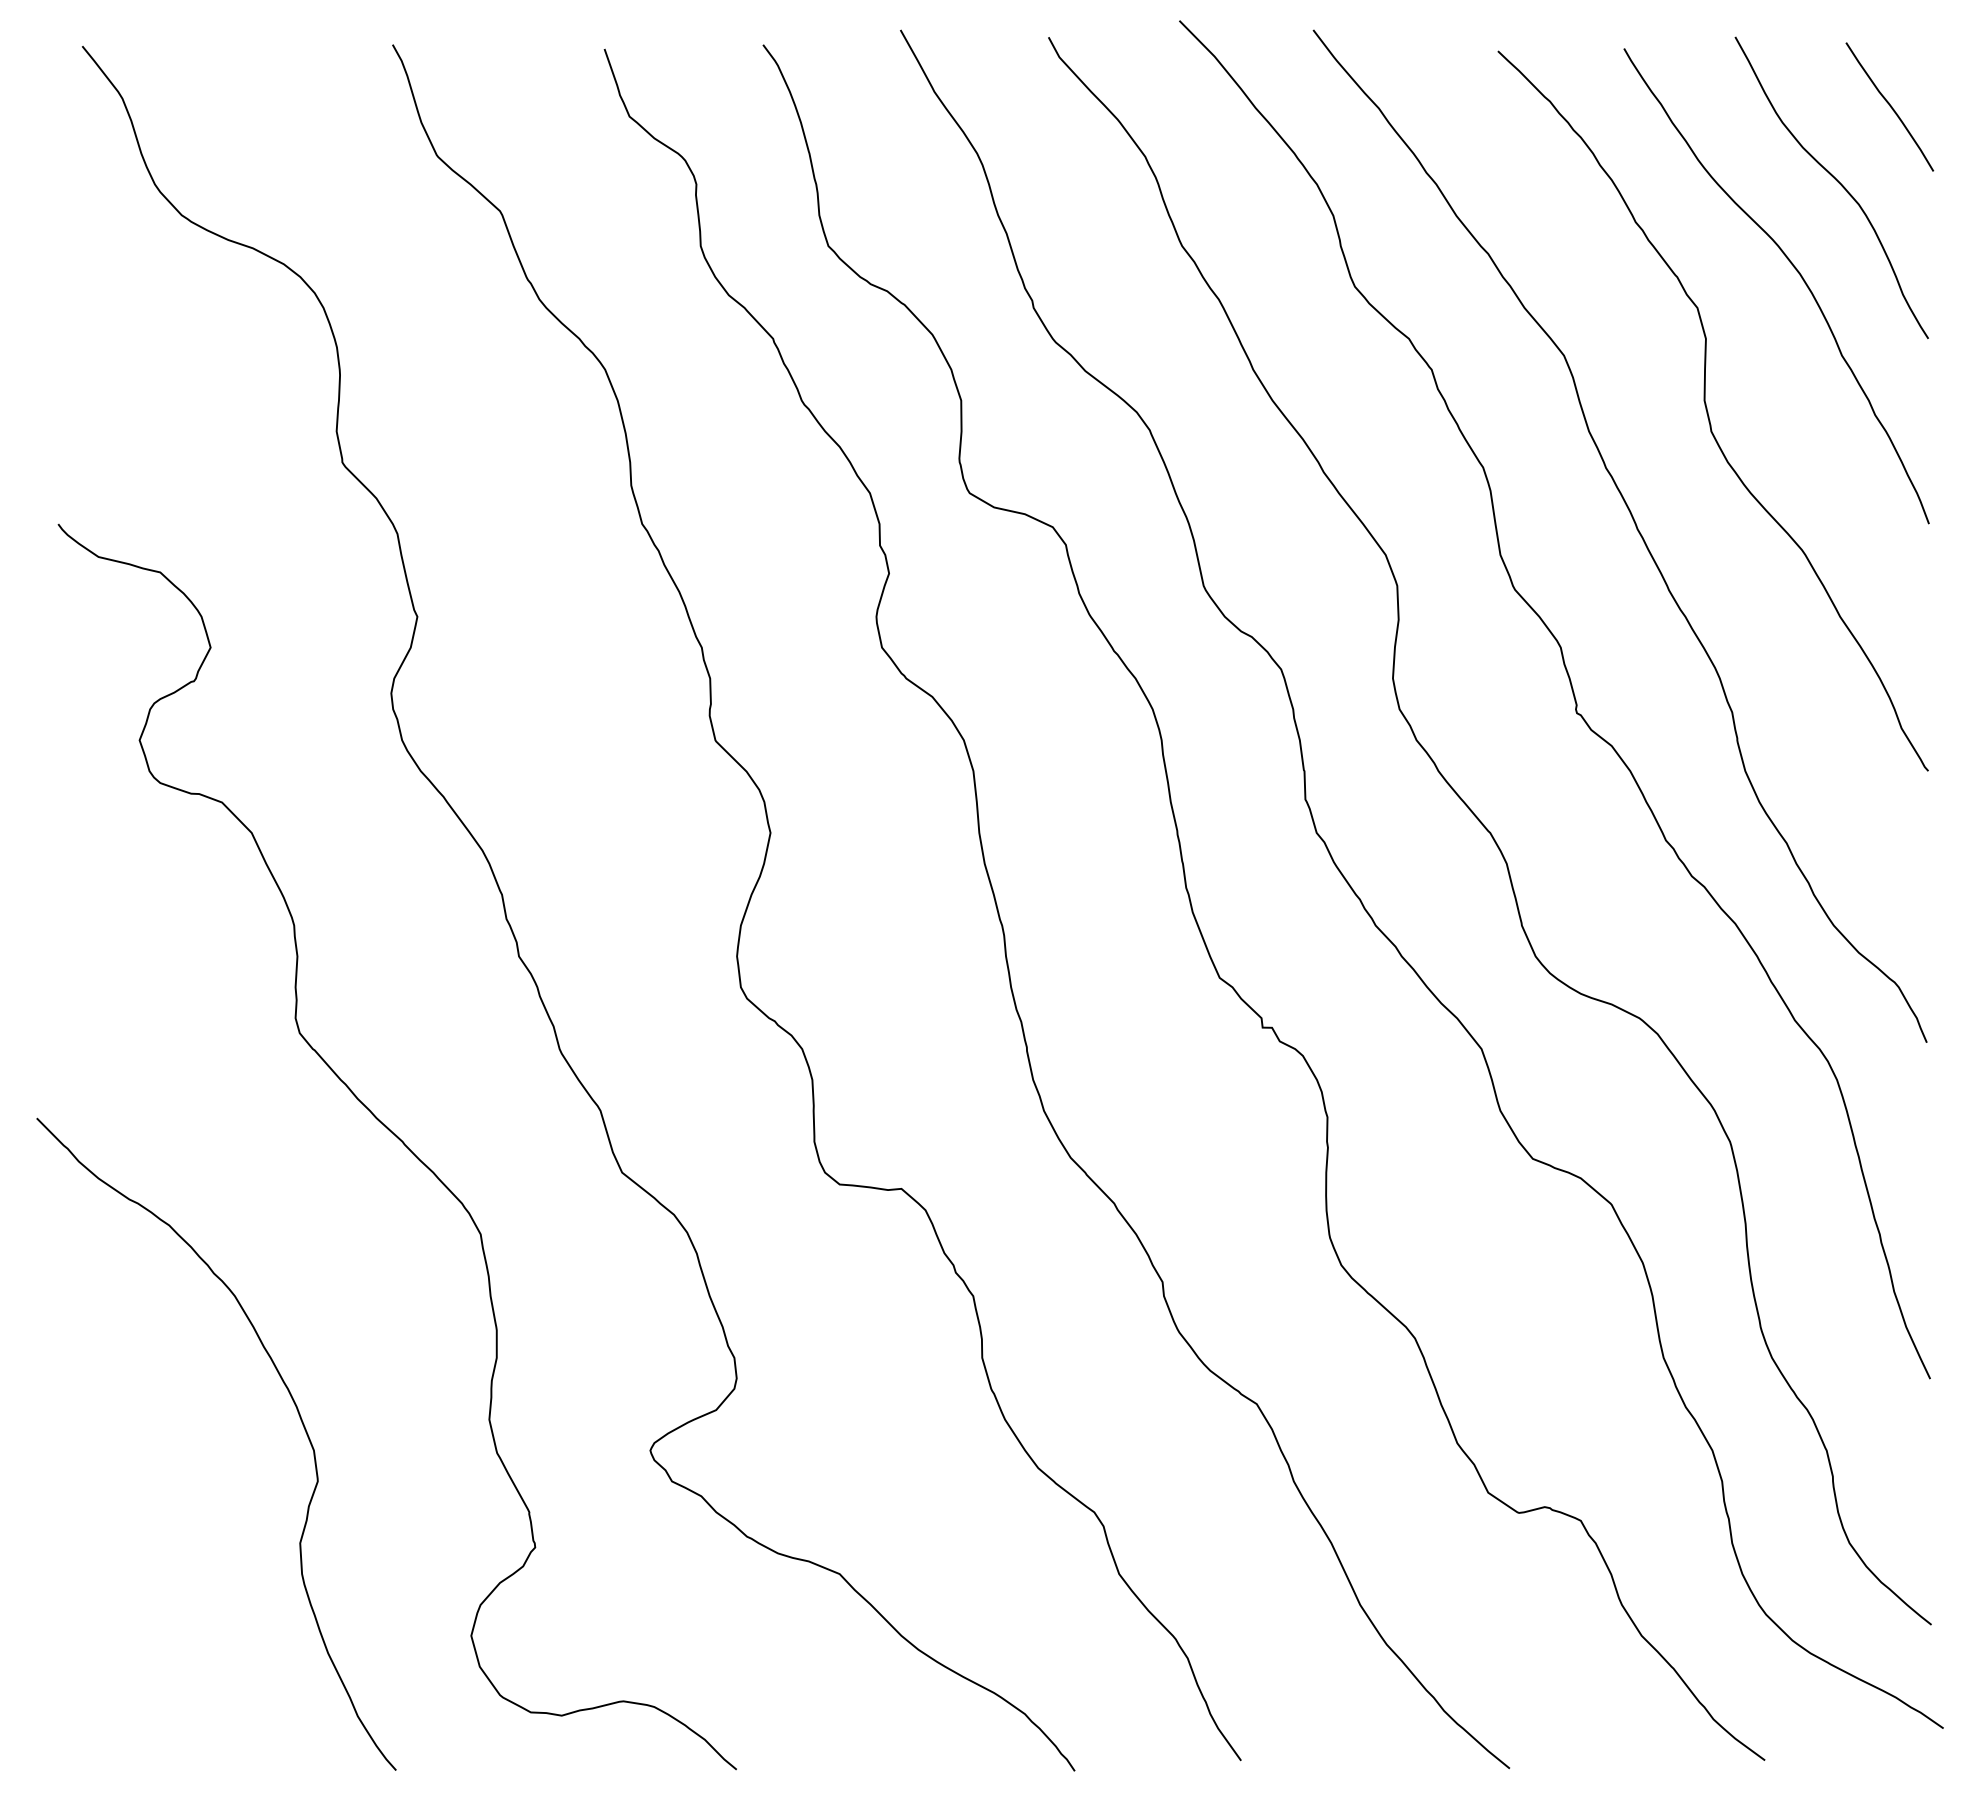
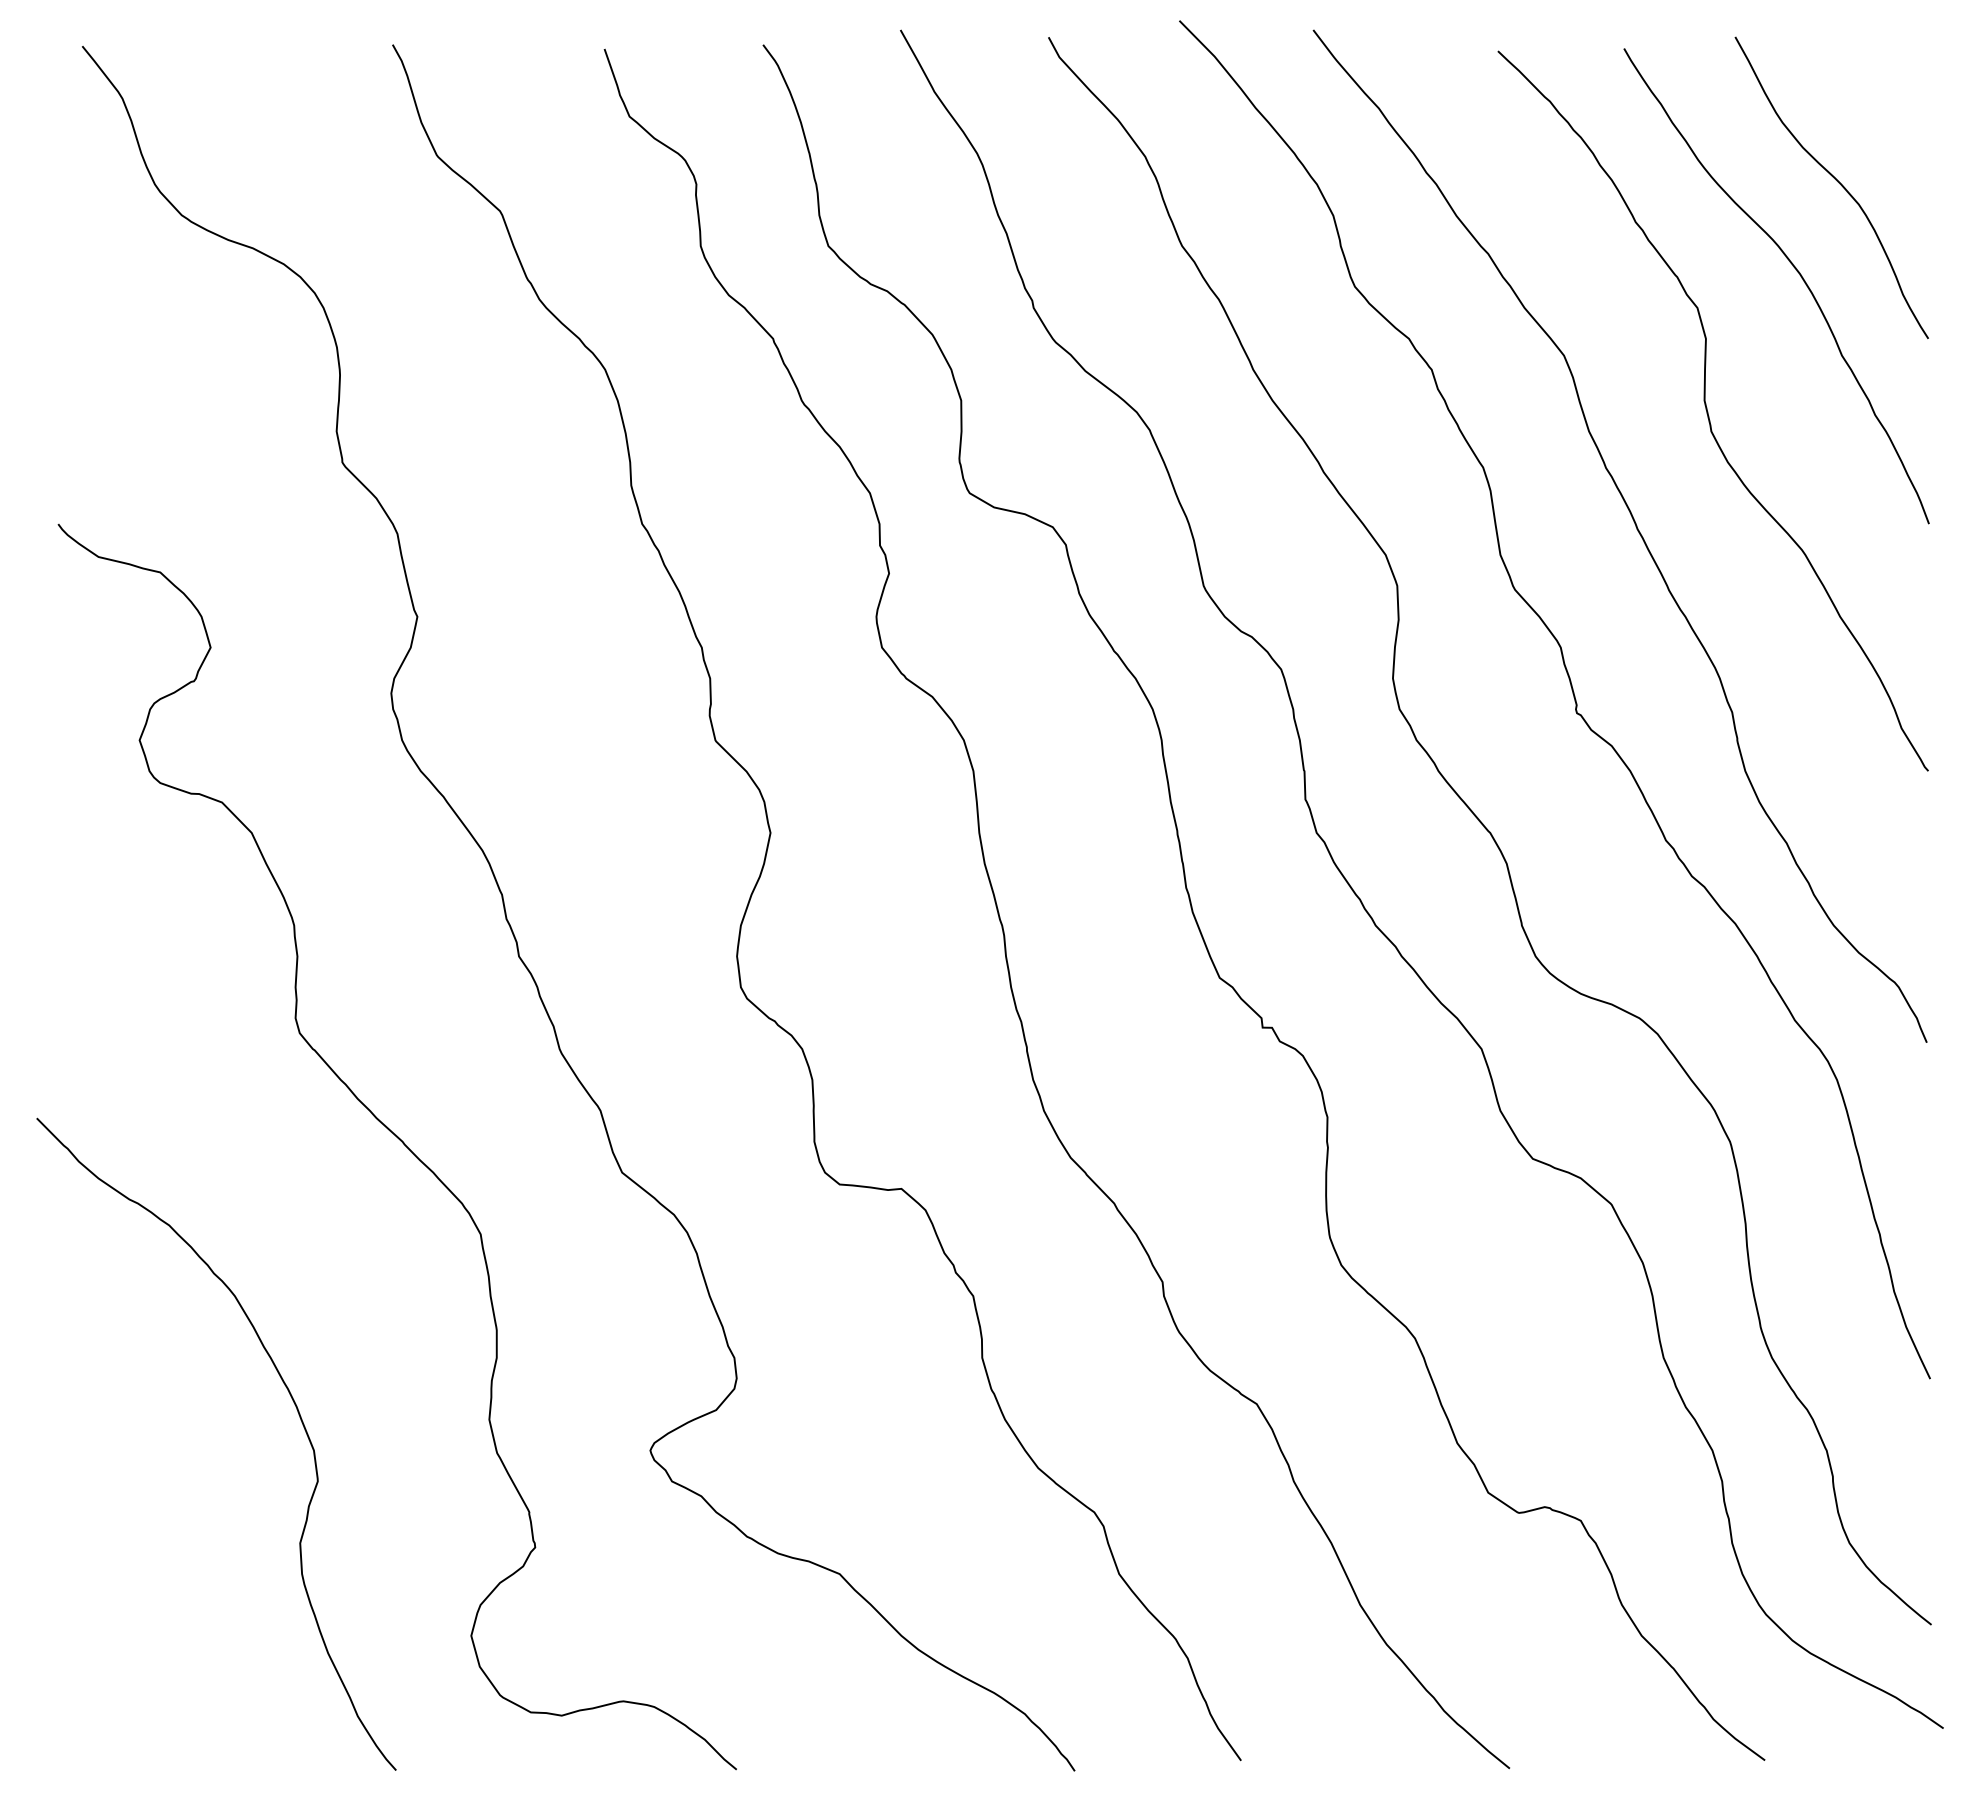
curve: present -> none (1889, 106)
